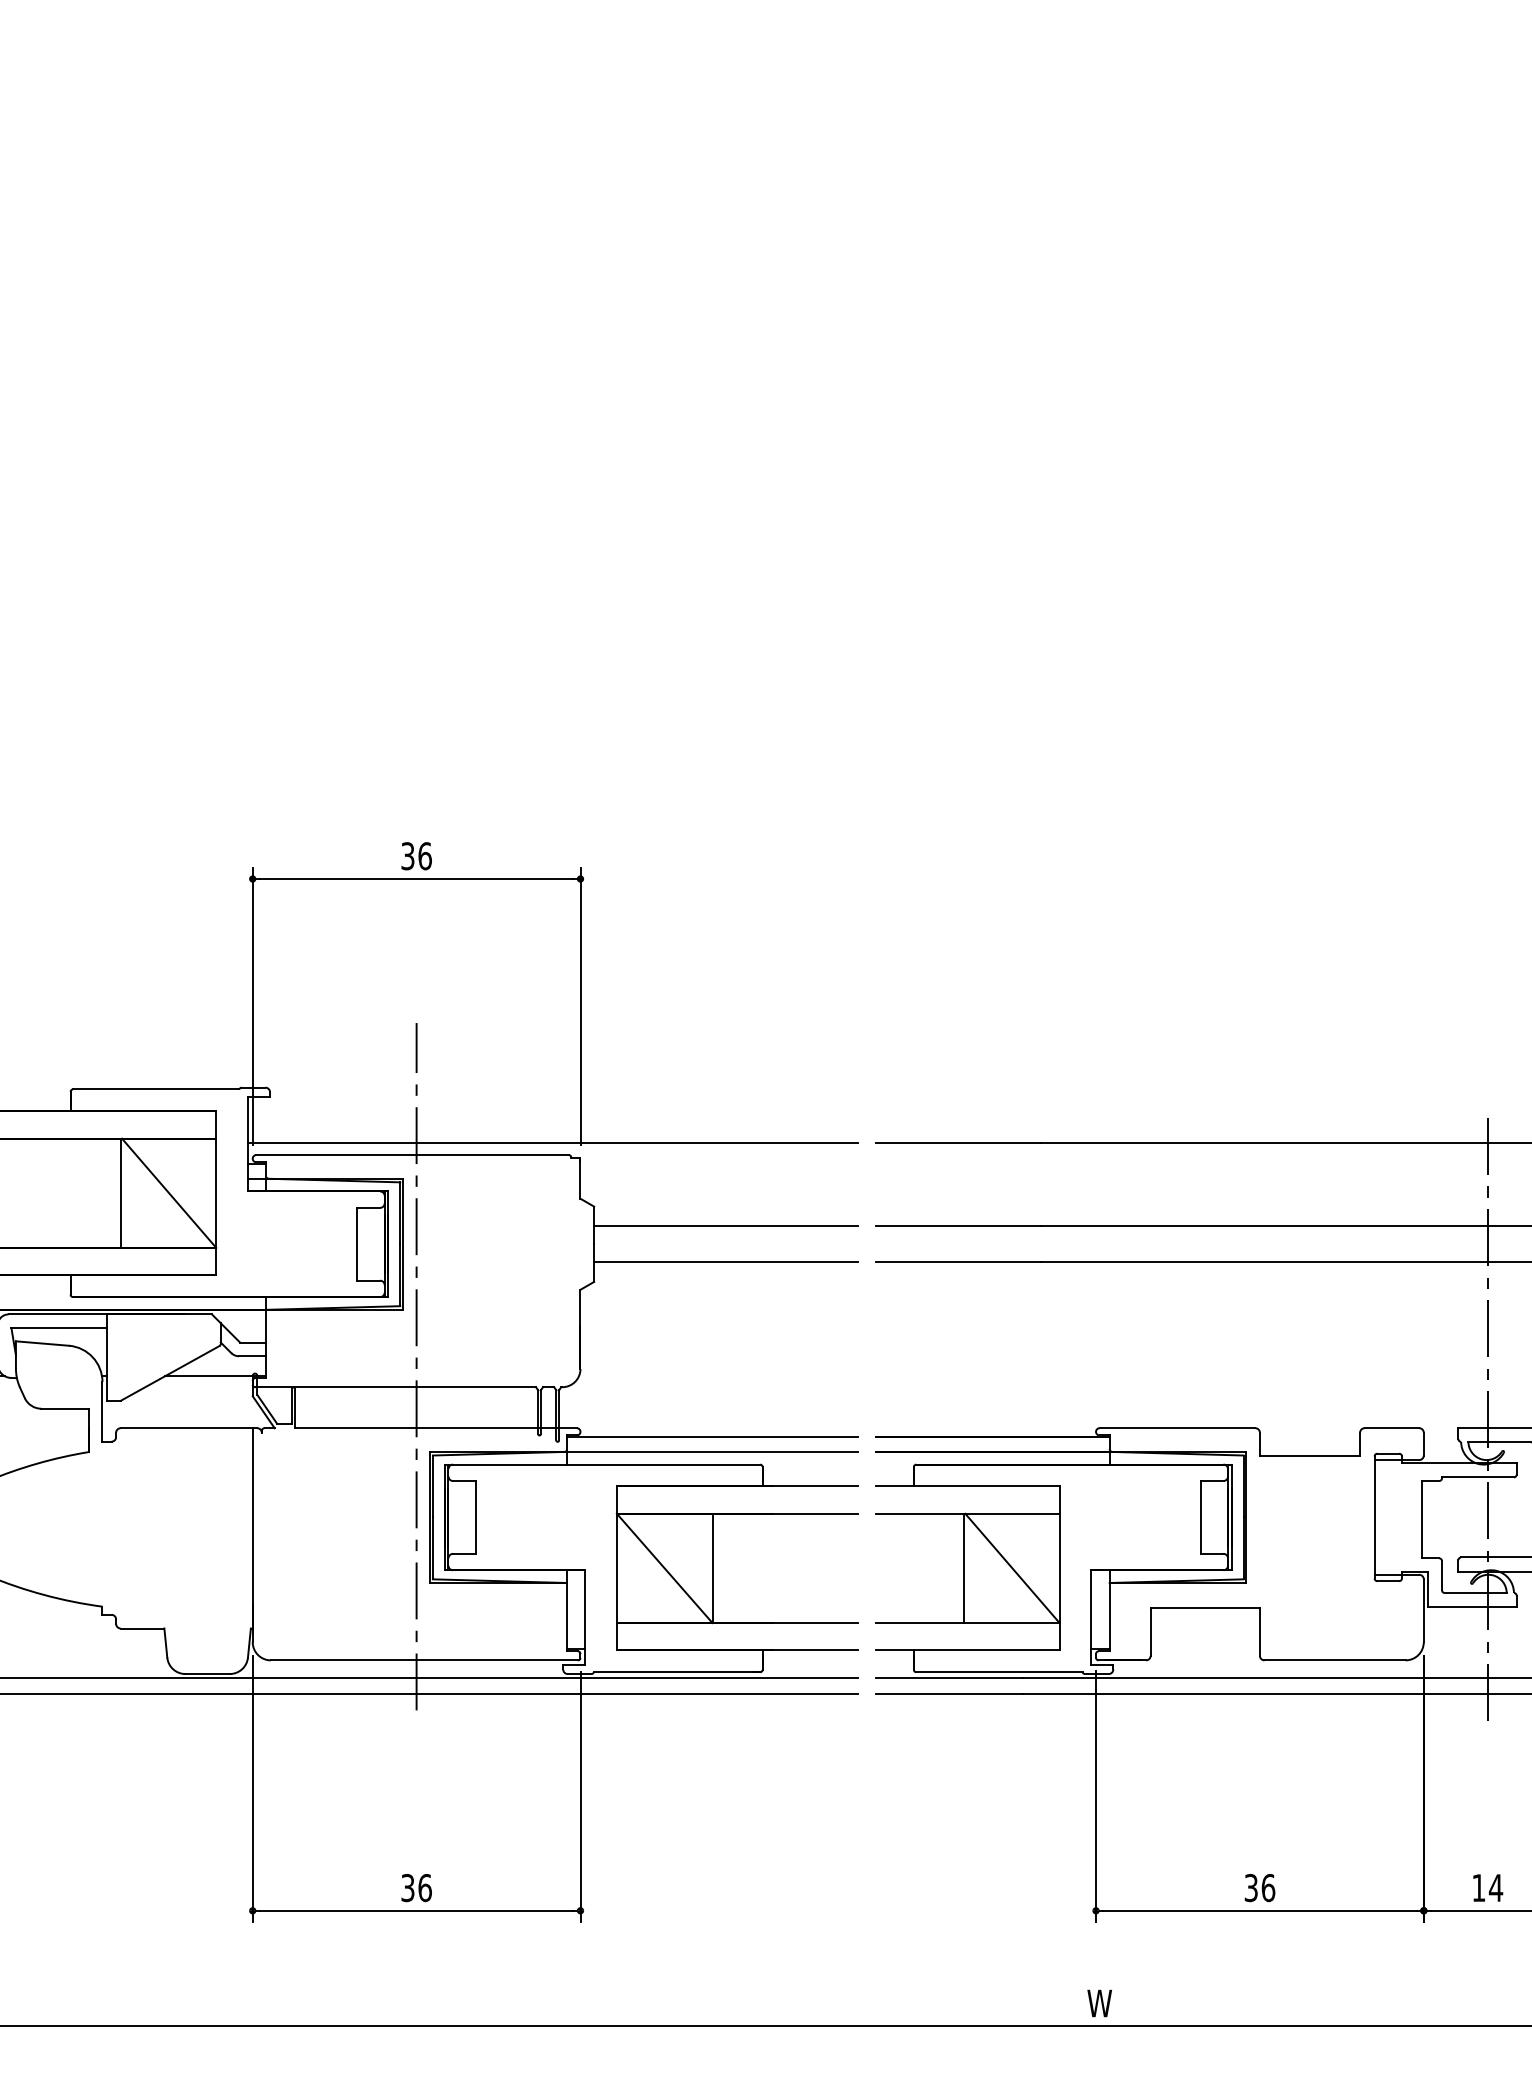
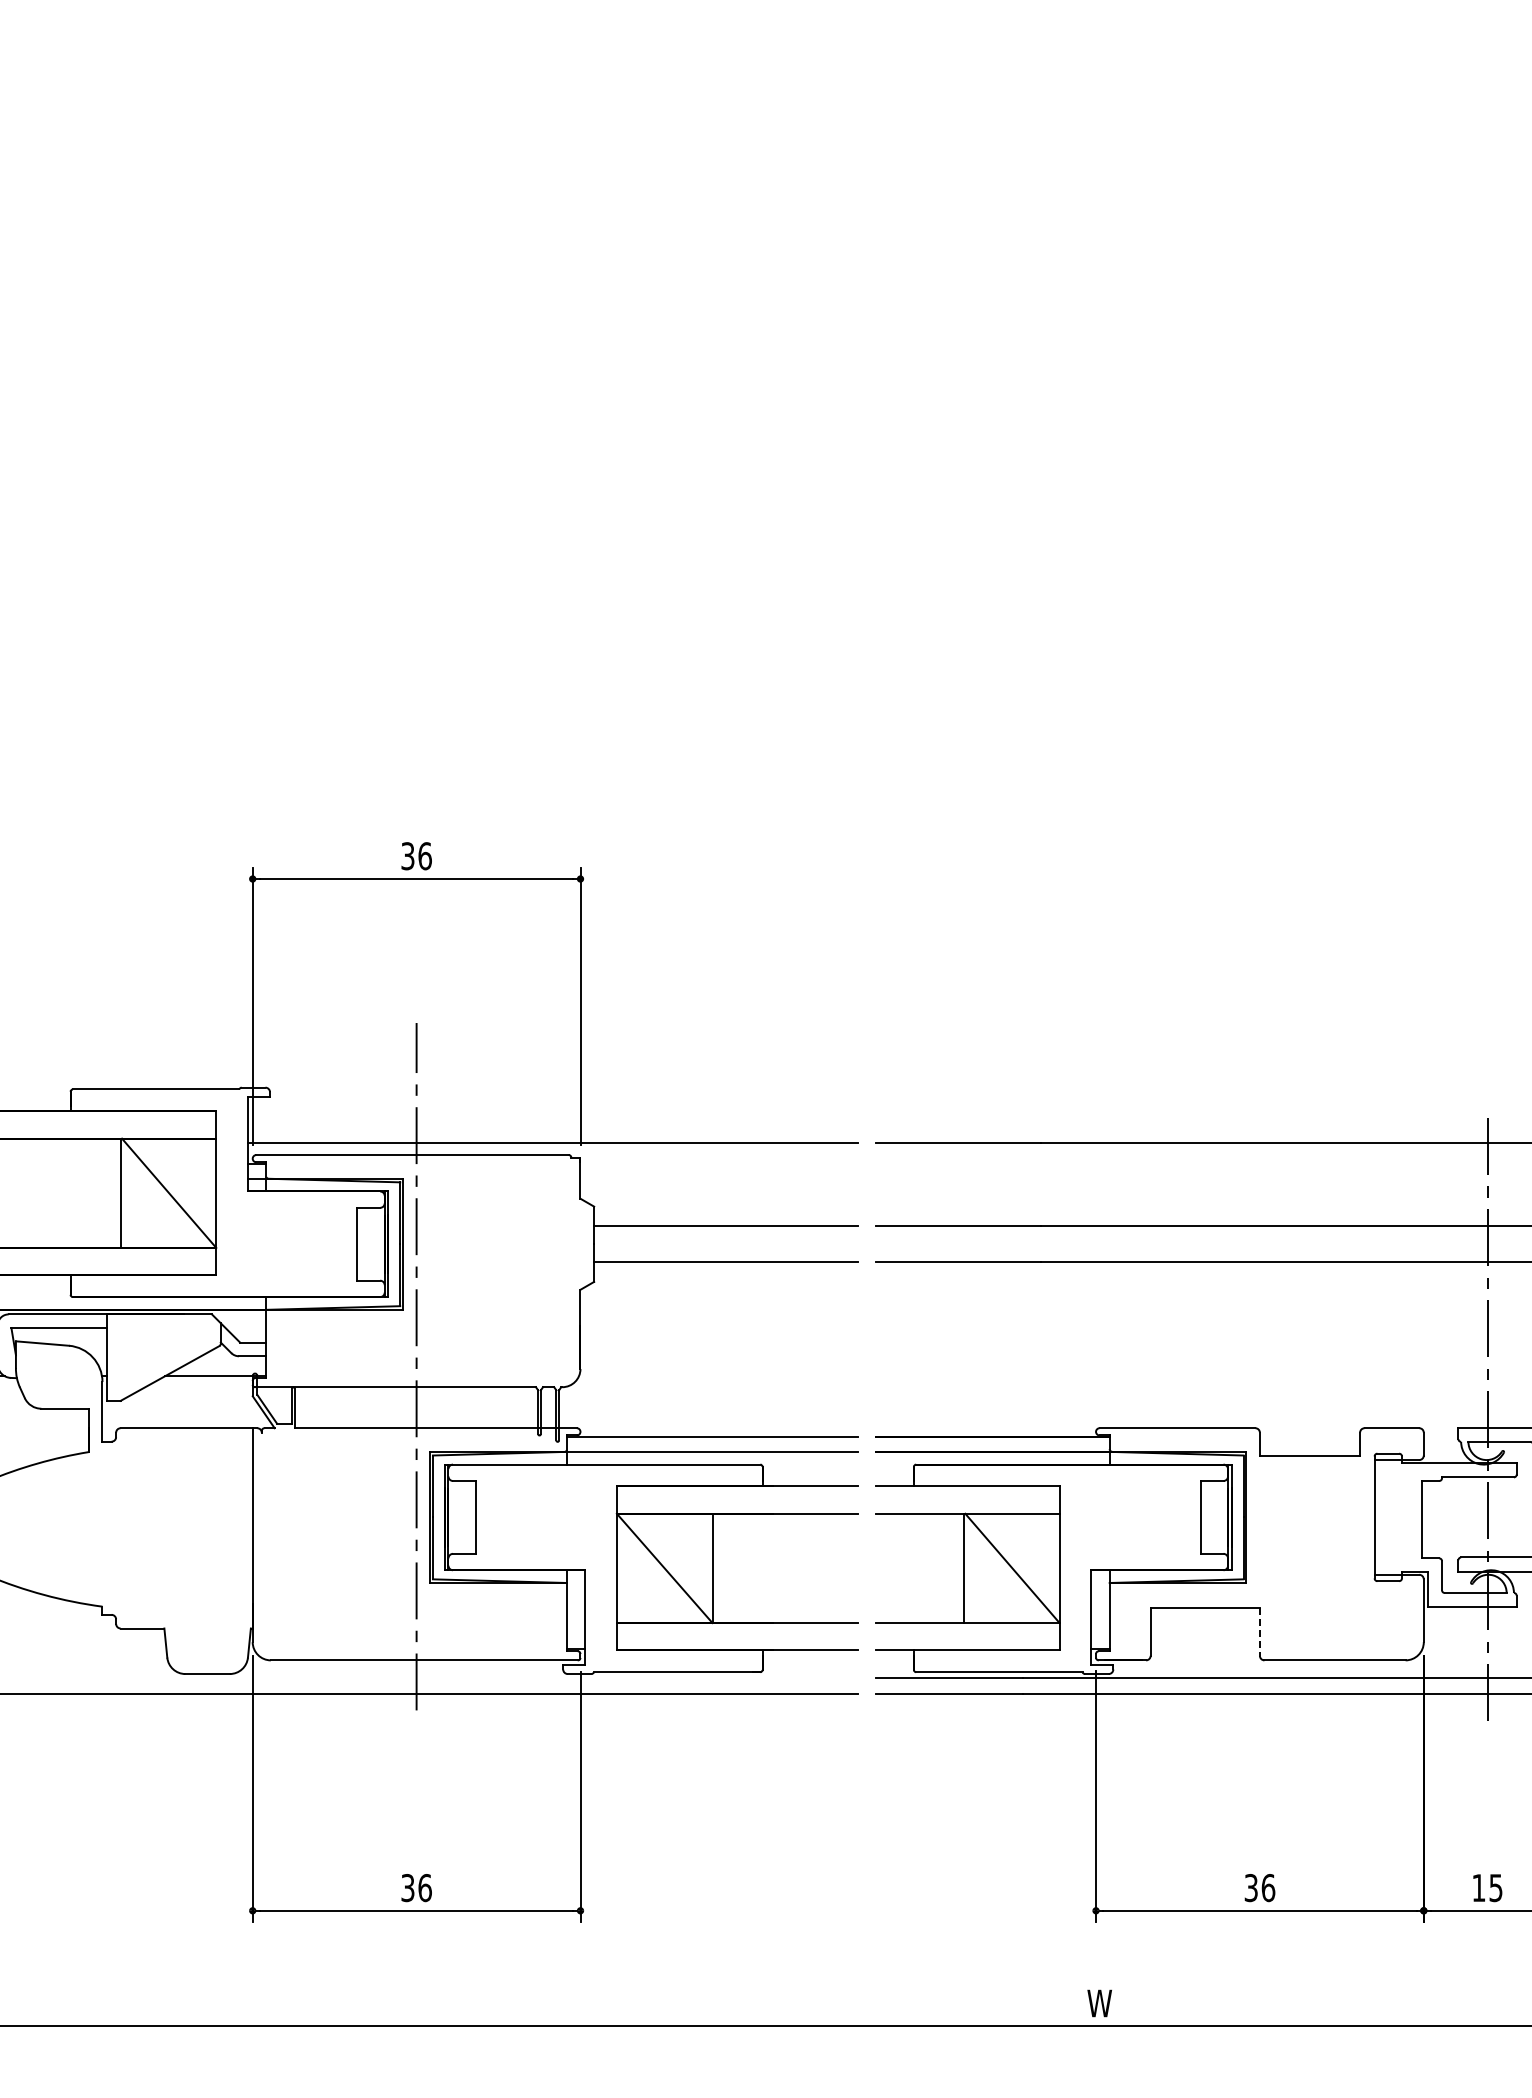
line: solid -> dashed (1259, 1632)
line: present -> none (429, 1677)
text: 14 -> 15 (1495, 1888)
